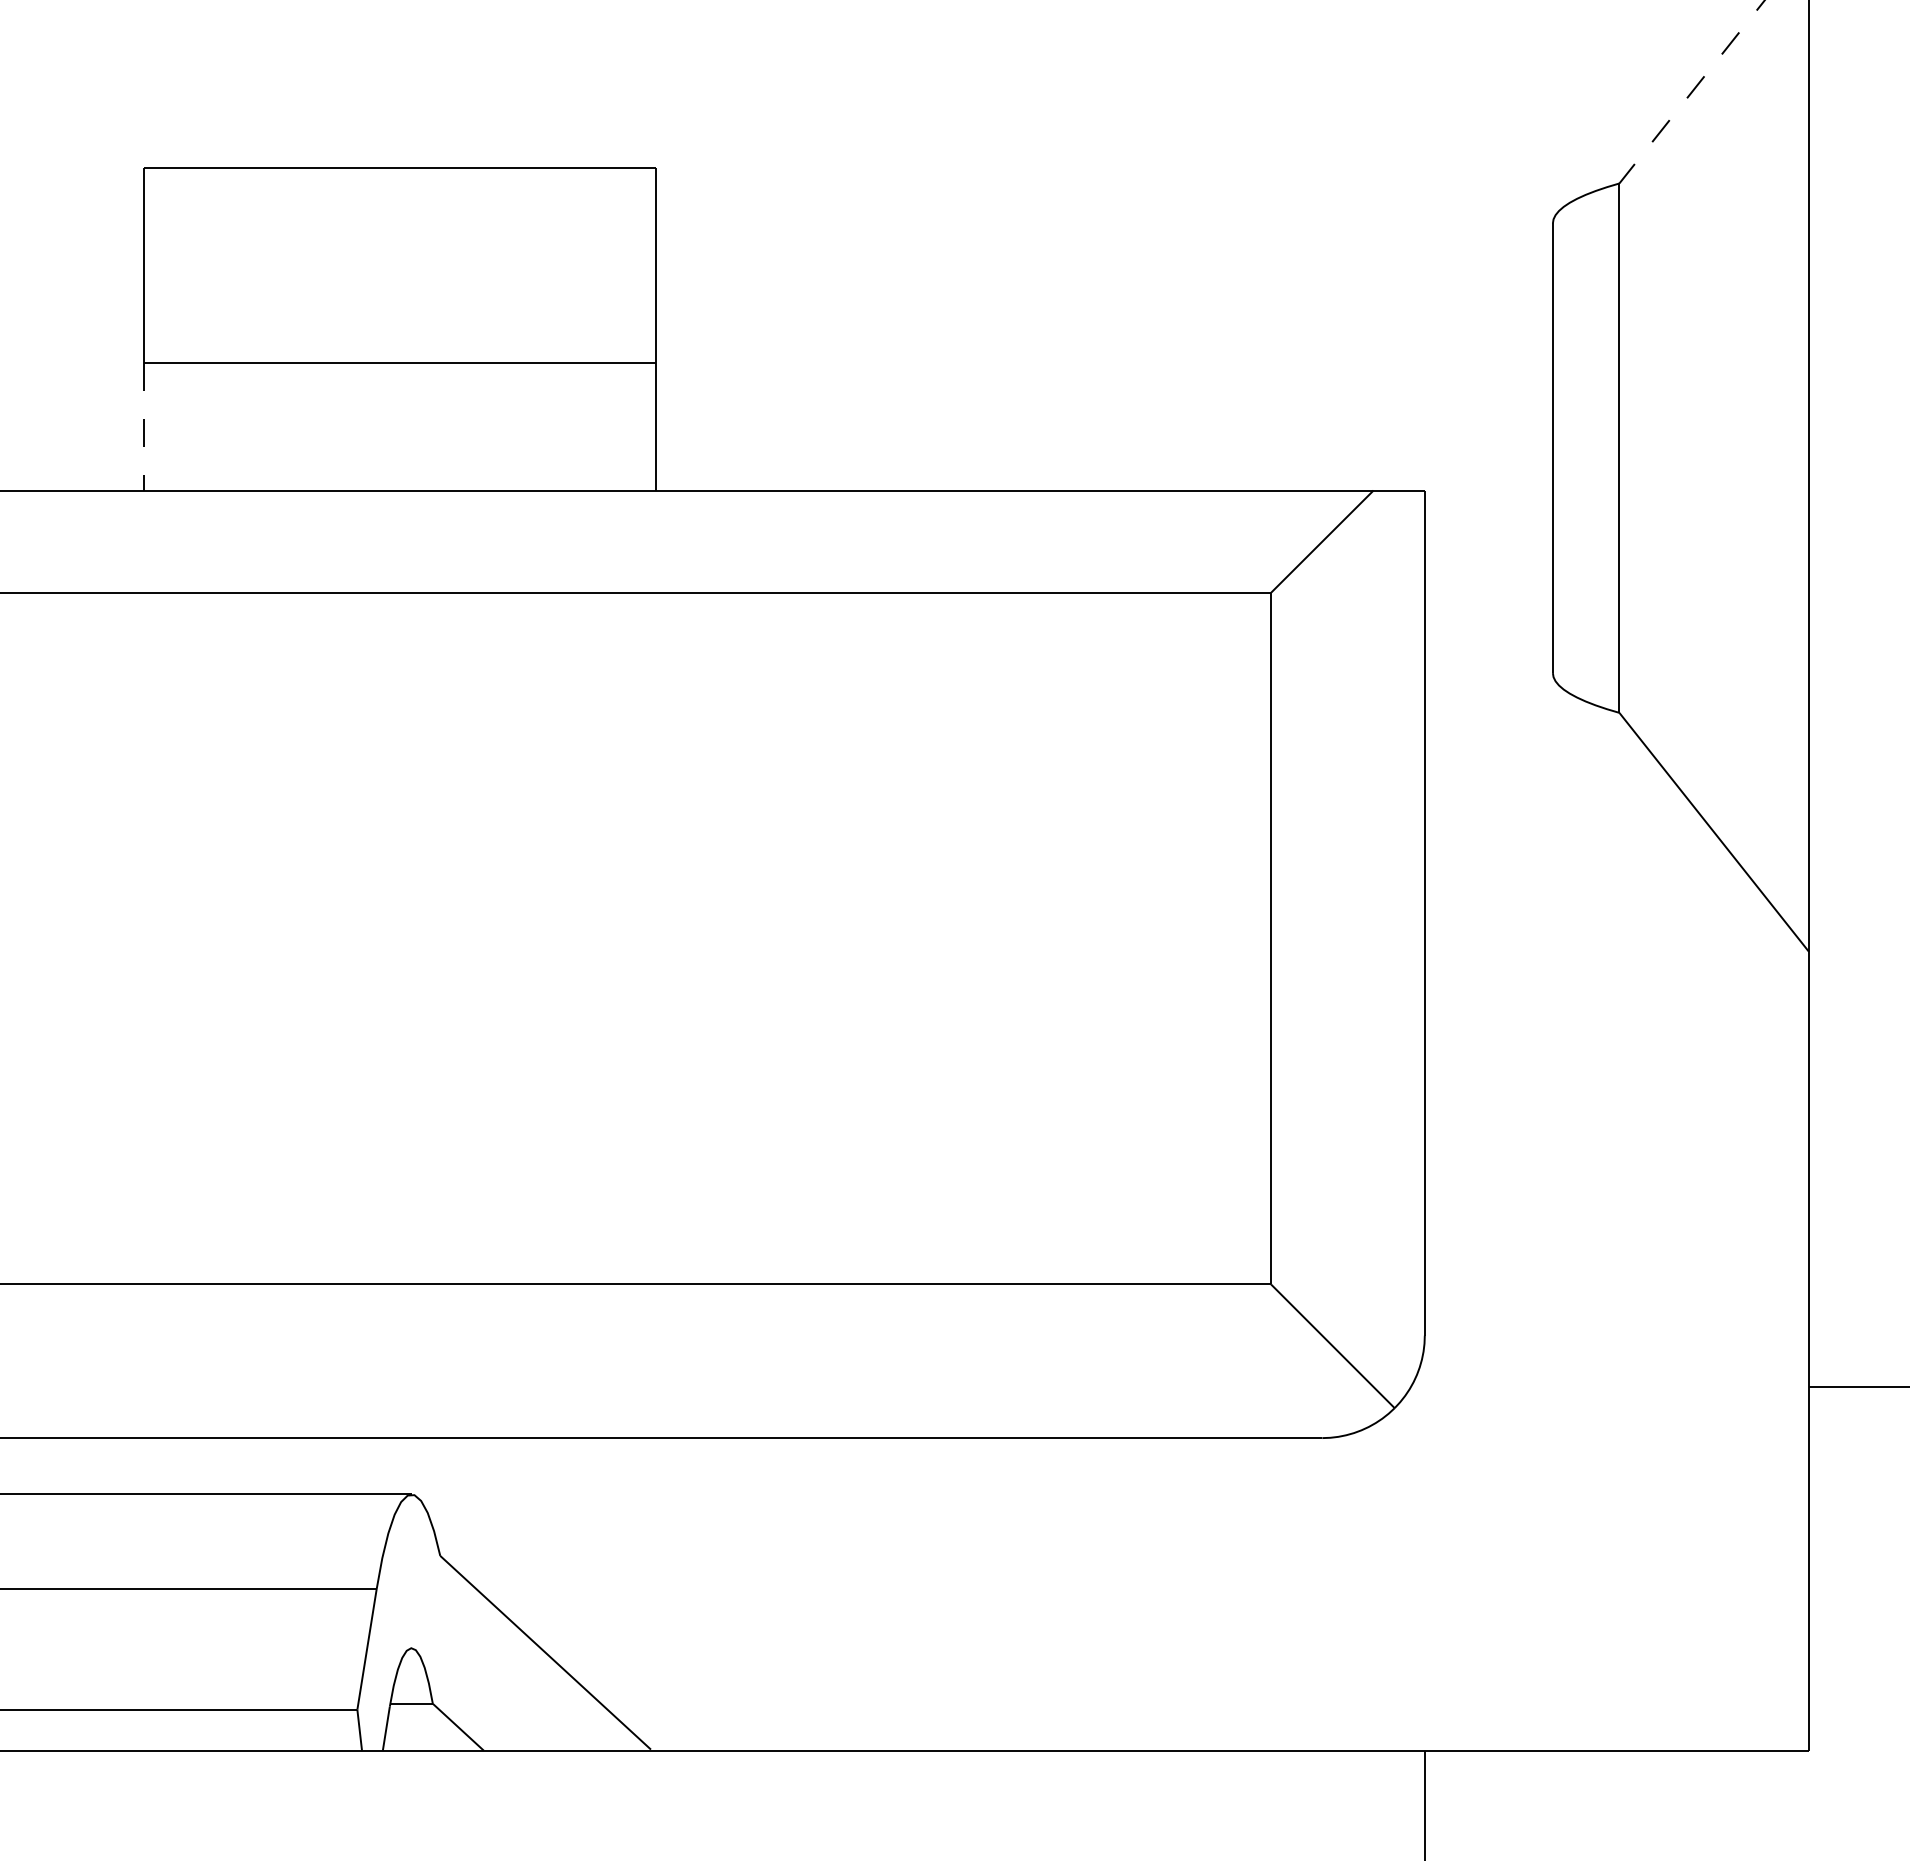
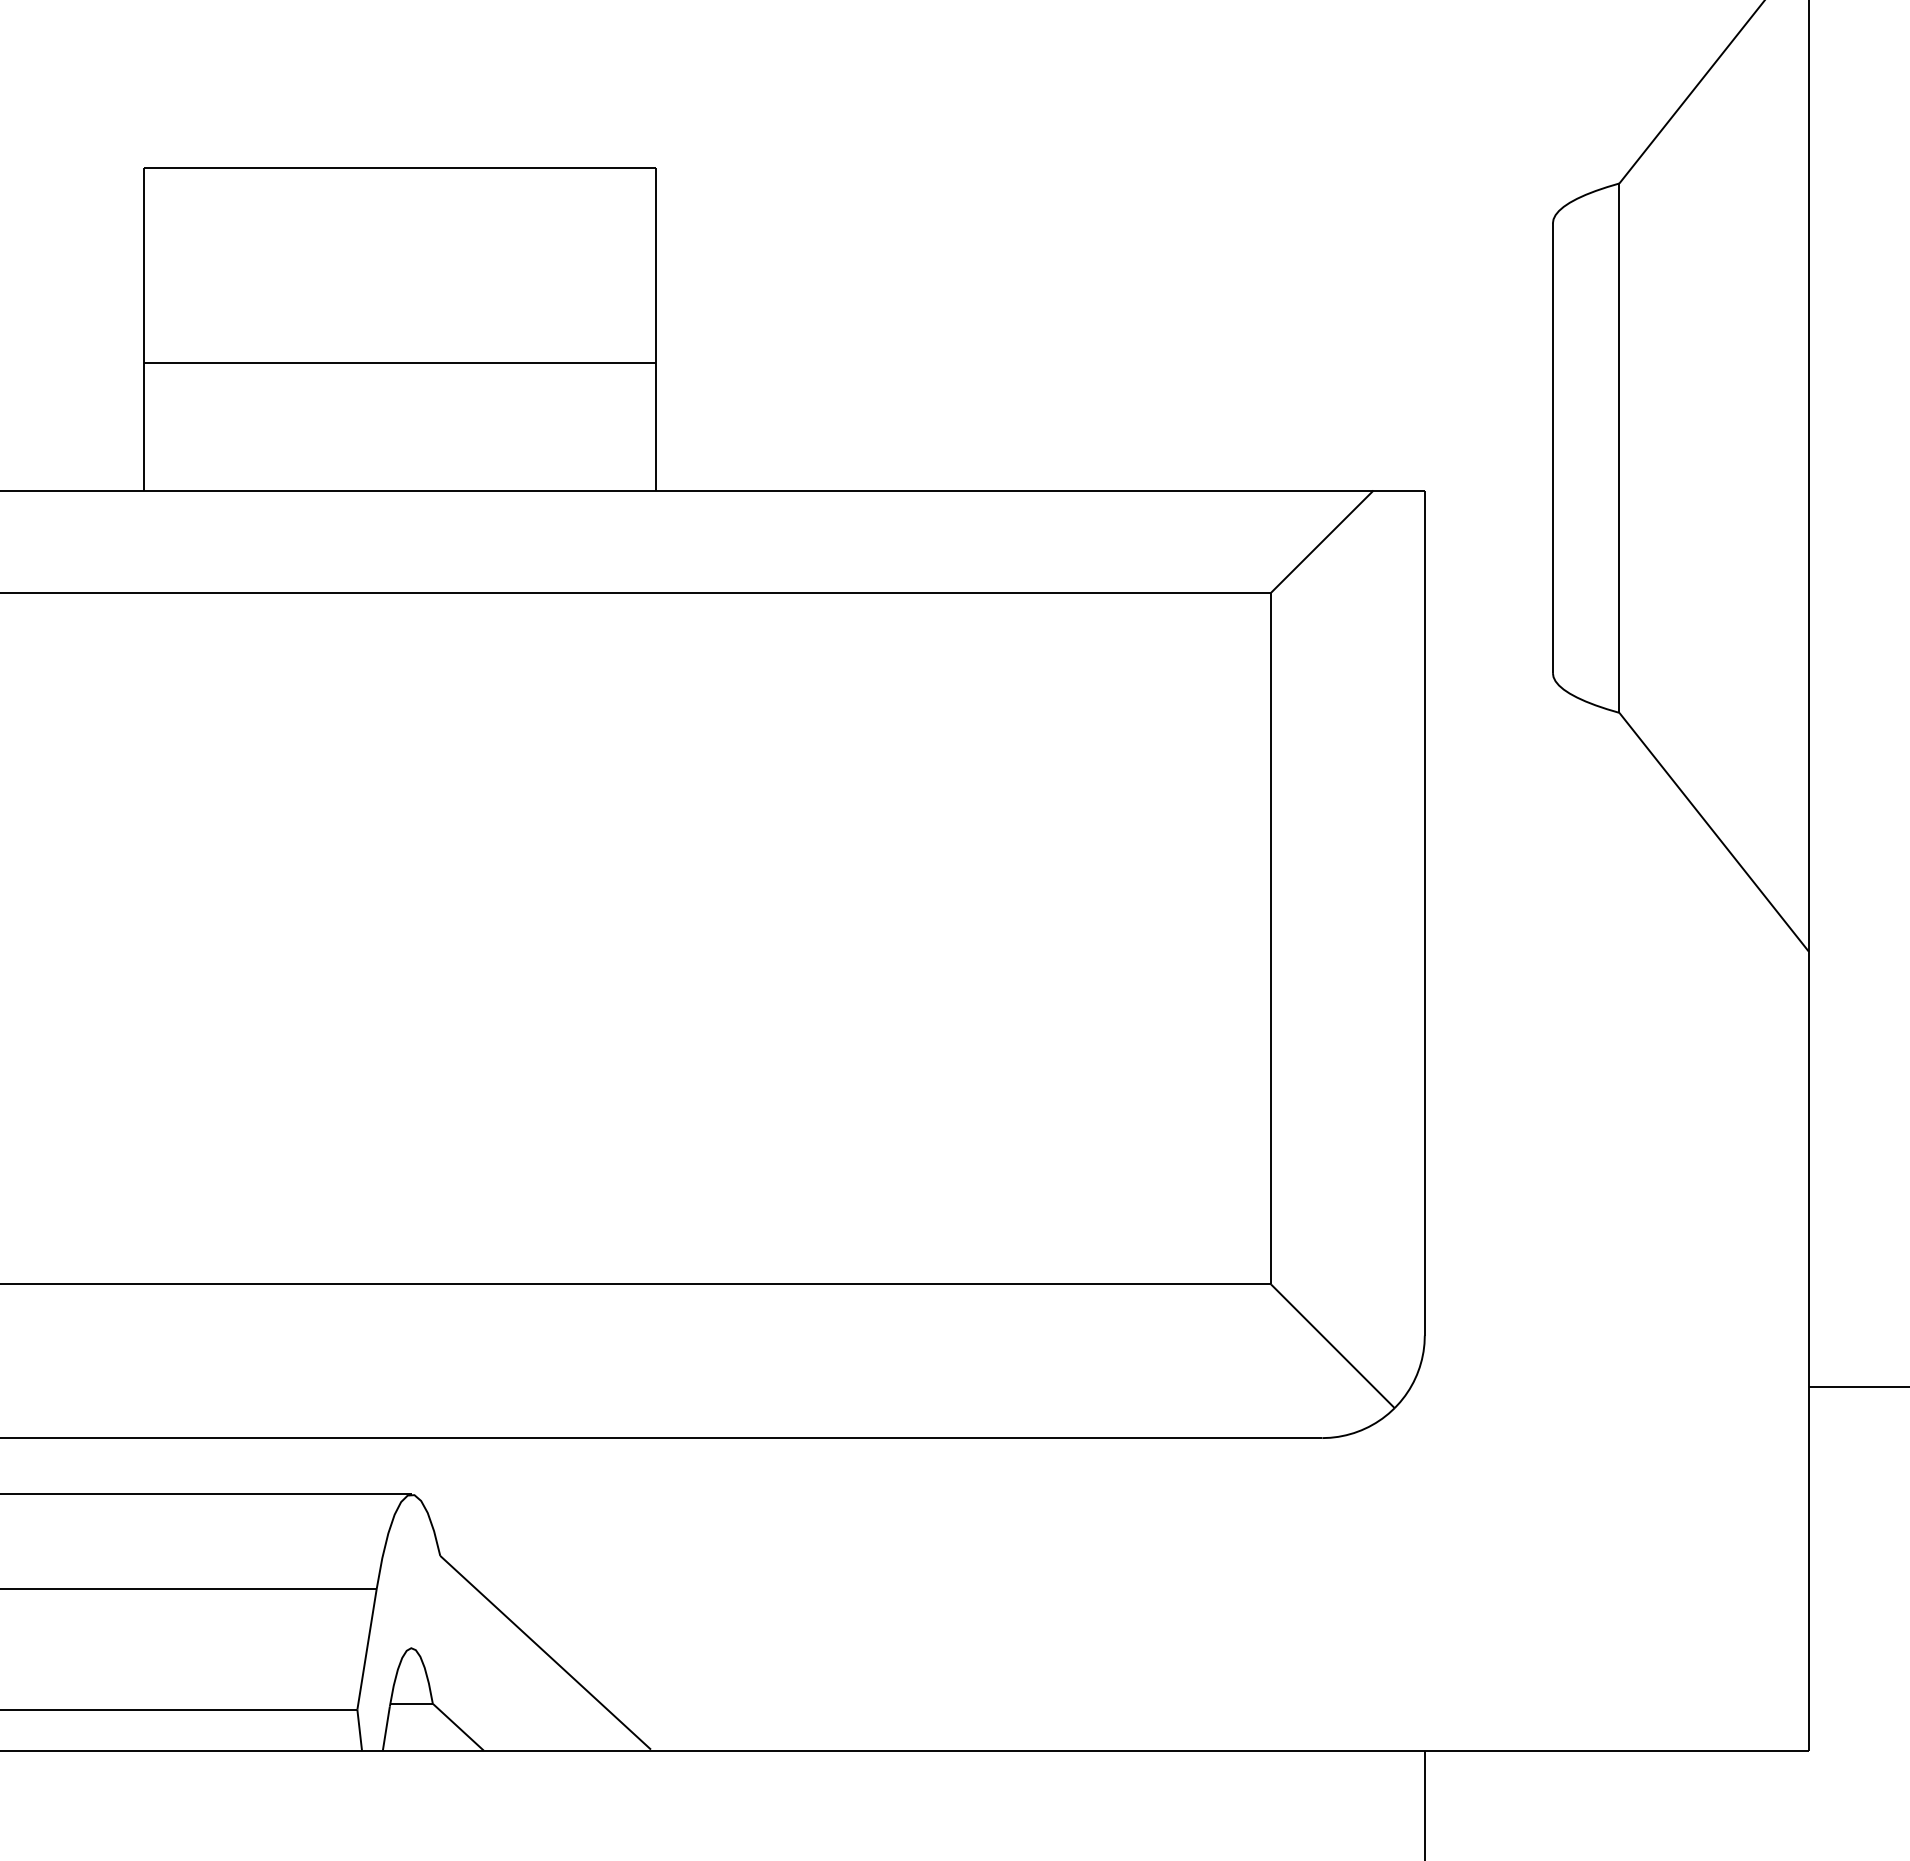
line: dashed -> solid (1692, 91)
line: dashed -> solid (144, 426)
